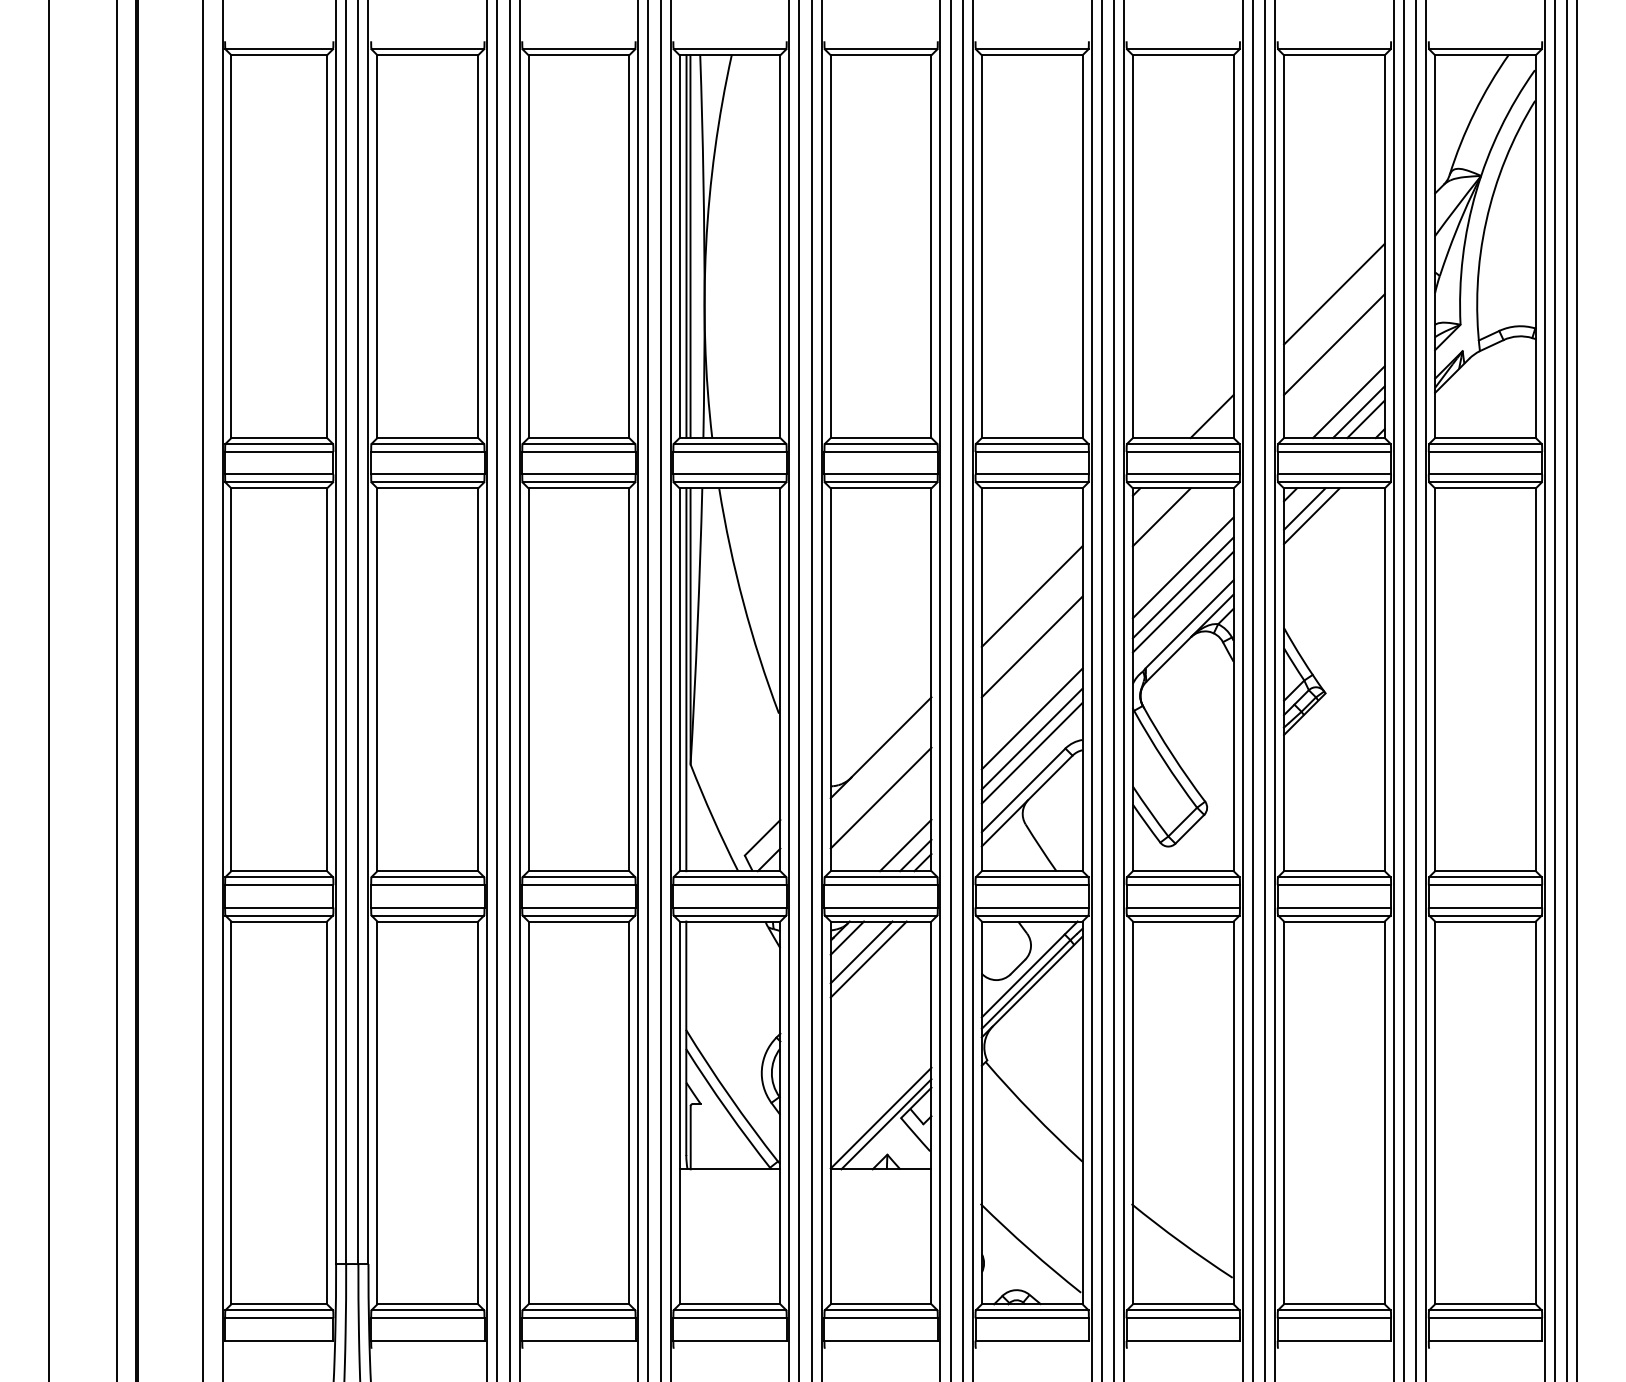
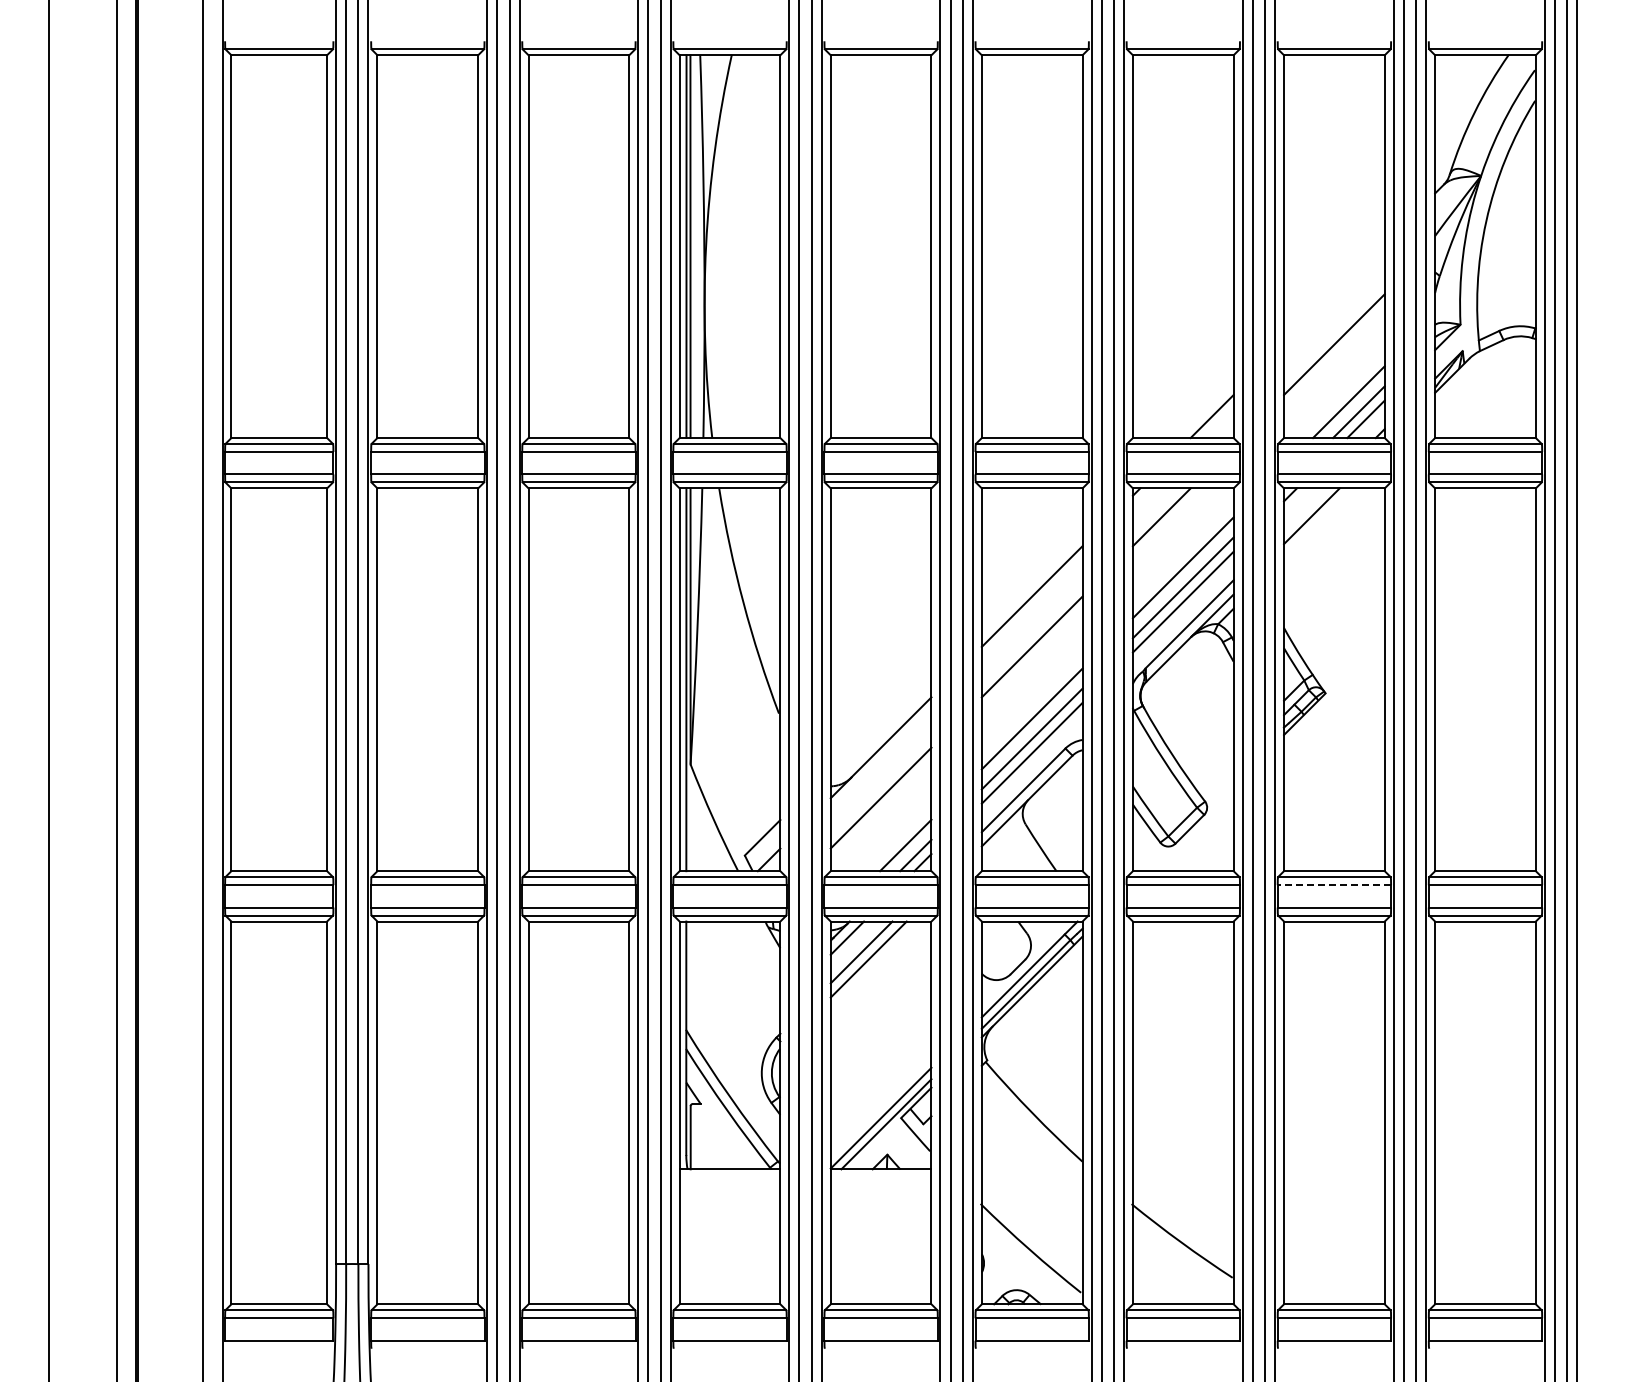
line: present -> none (1334, 293)
line: present -> none (1304, 508)
line: solid -> dashed (1334, 885)
